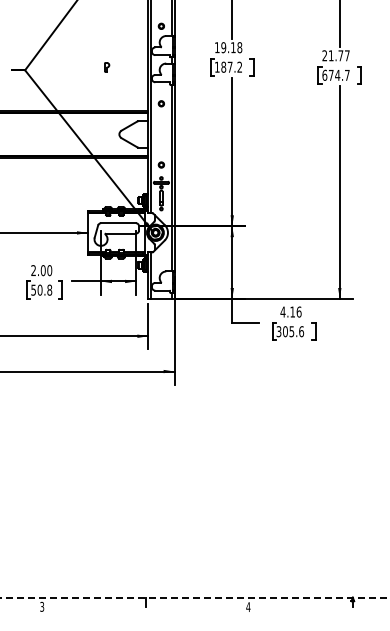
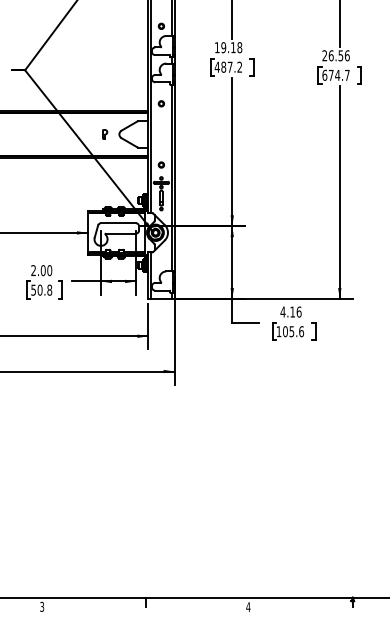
text: 21.77 -> 26.56 (338, 55)
text: 187.2 -> 487.2 (216, 66)
part position: (107, 67) -> (105, 134) (105, 134)
text: 305.6 -> 105.6 (278, 331)
line: dashed -> solid (194, 597)
